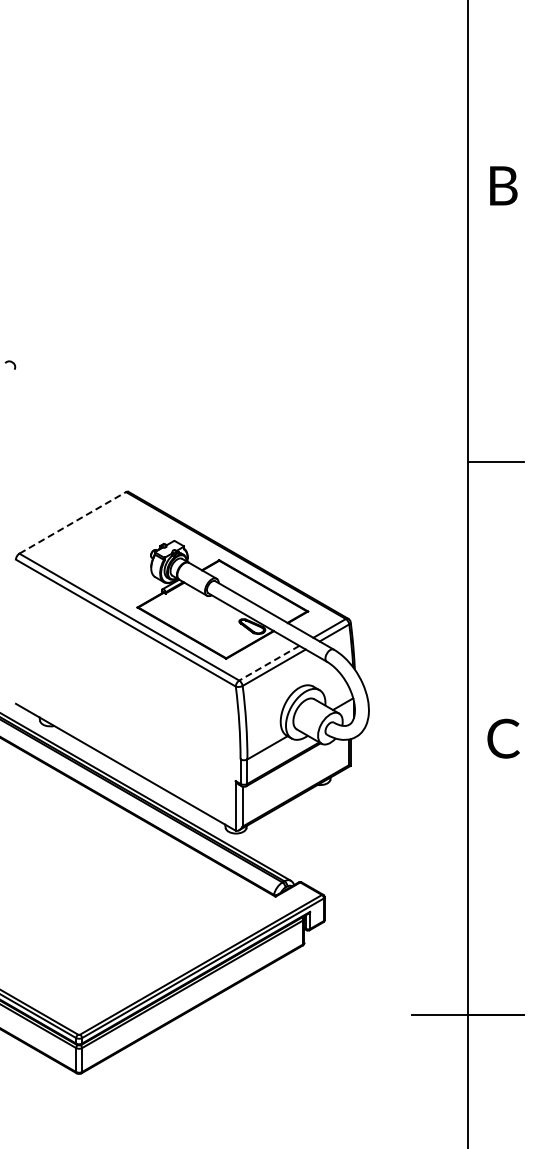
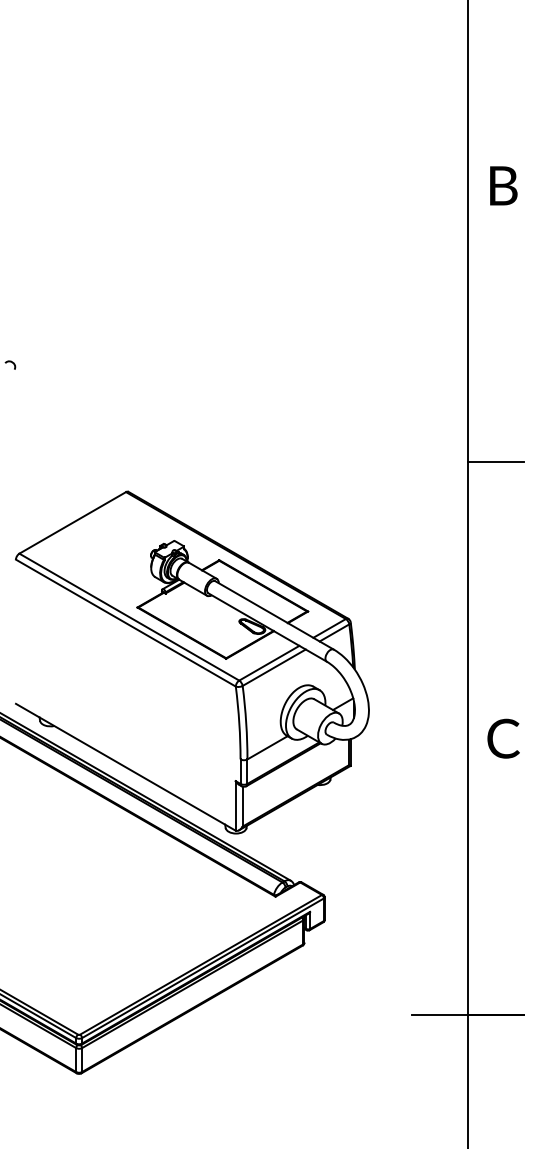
line: dashed -> solid (72, 522)
line: dashed -> solid (269, 663)
